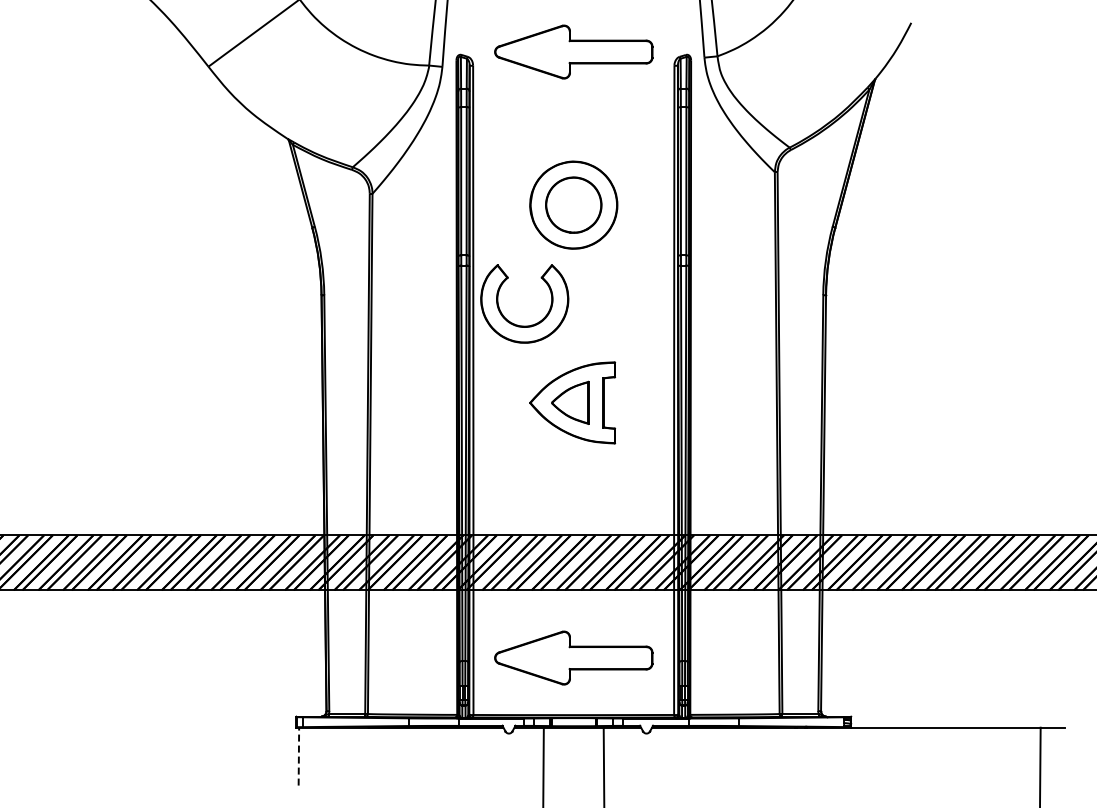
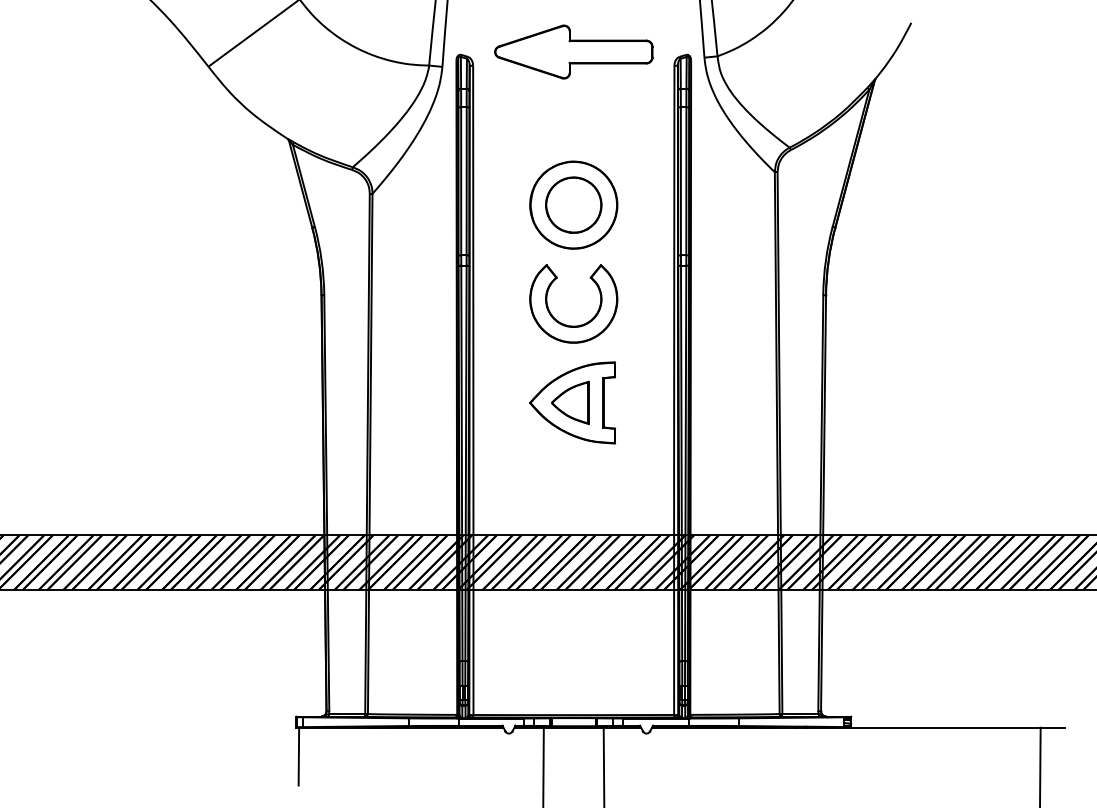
part position: (524, 325) -> (573, 325) (573, 325)
part: present -> none (573, 657)
line: dashed -> solid (298, 756)
